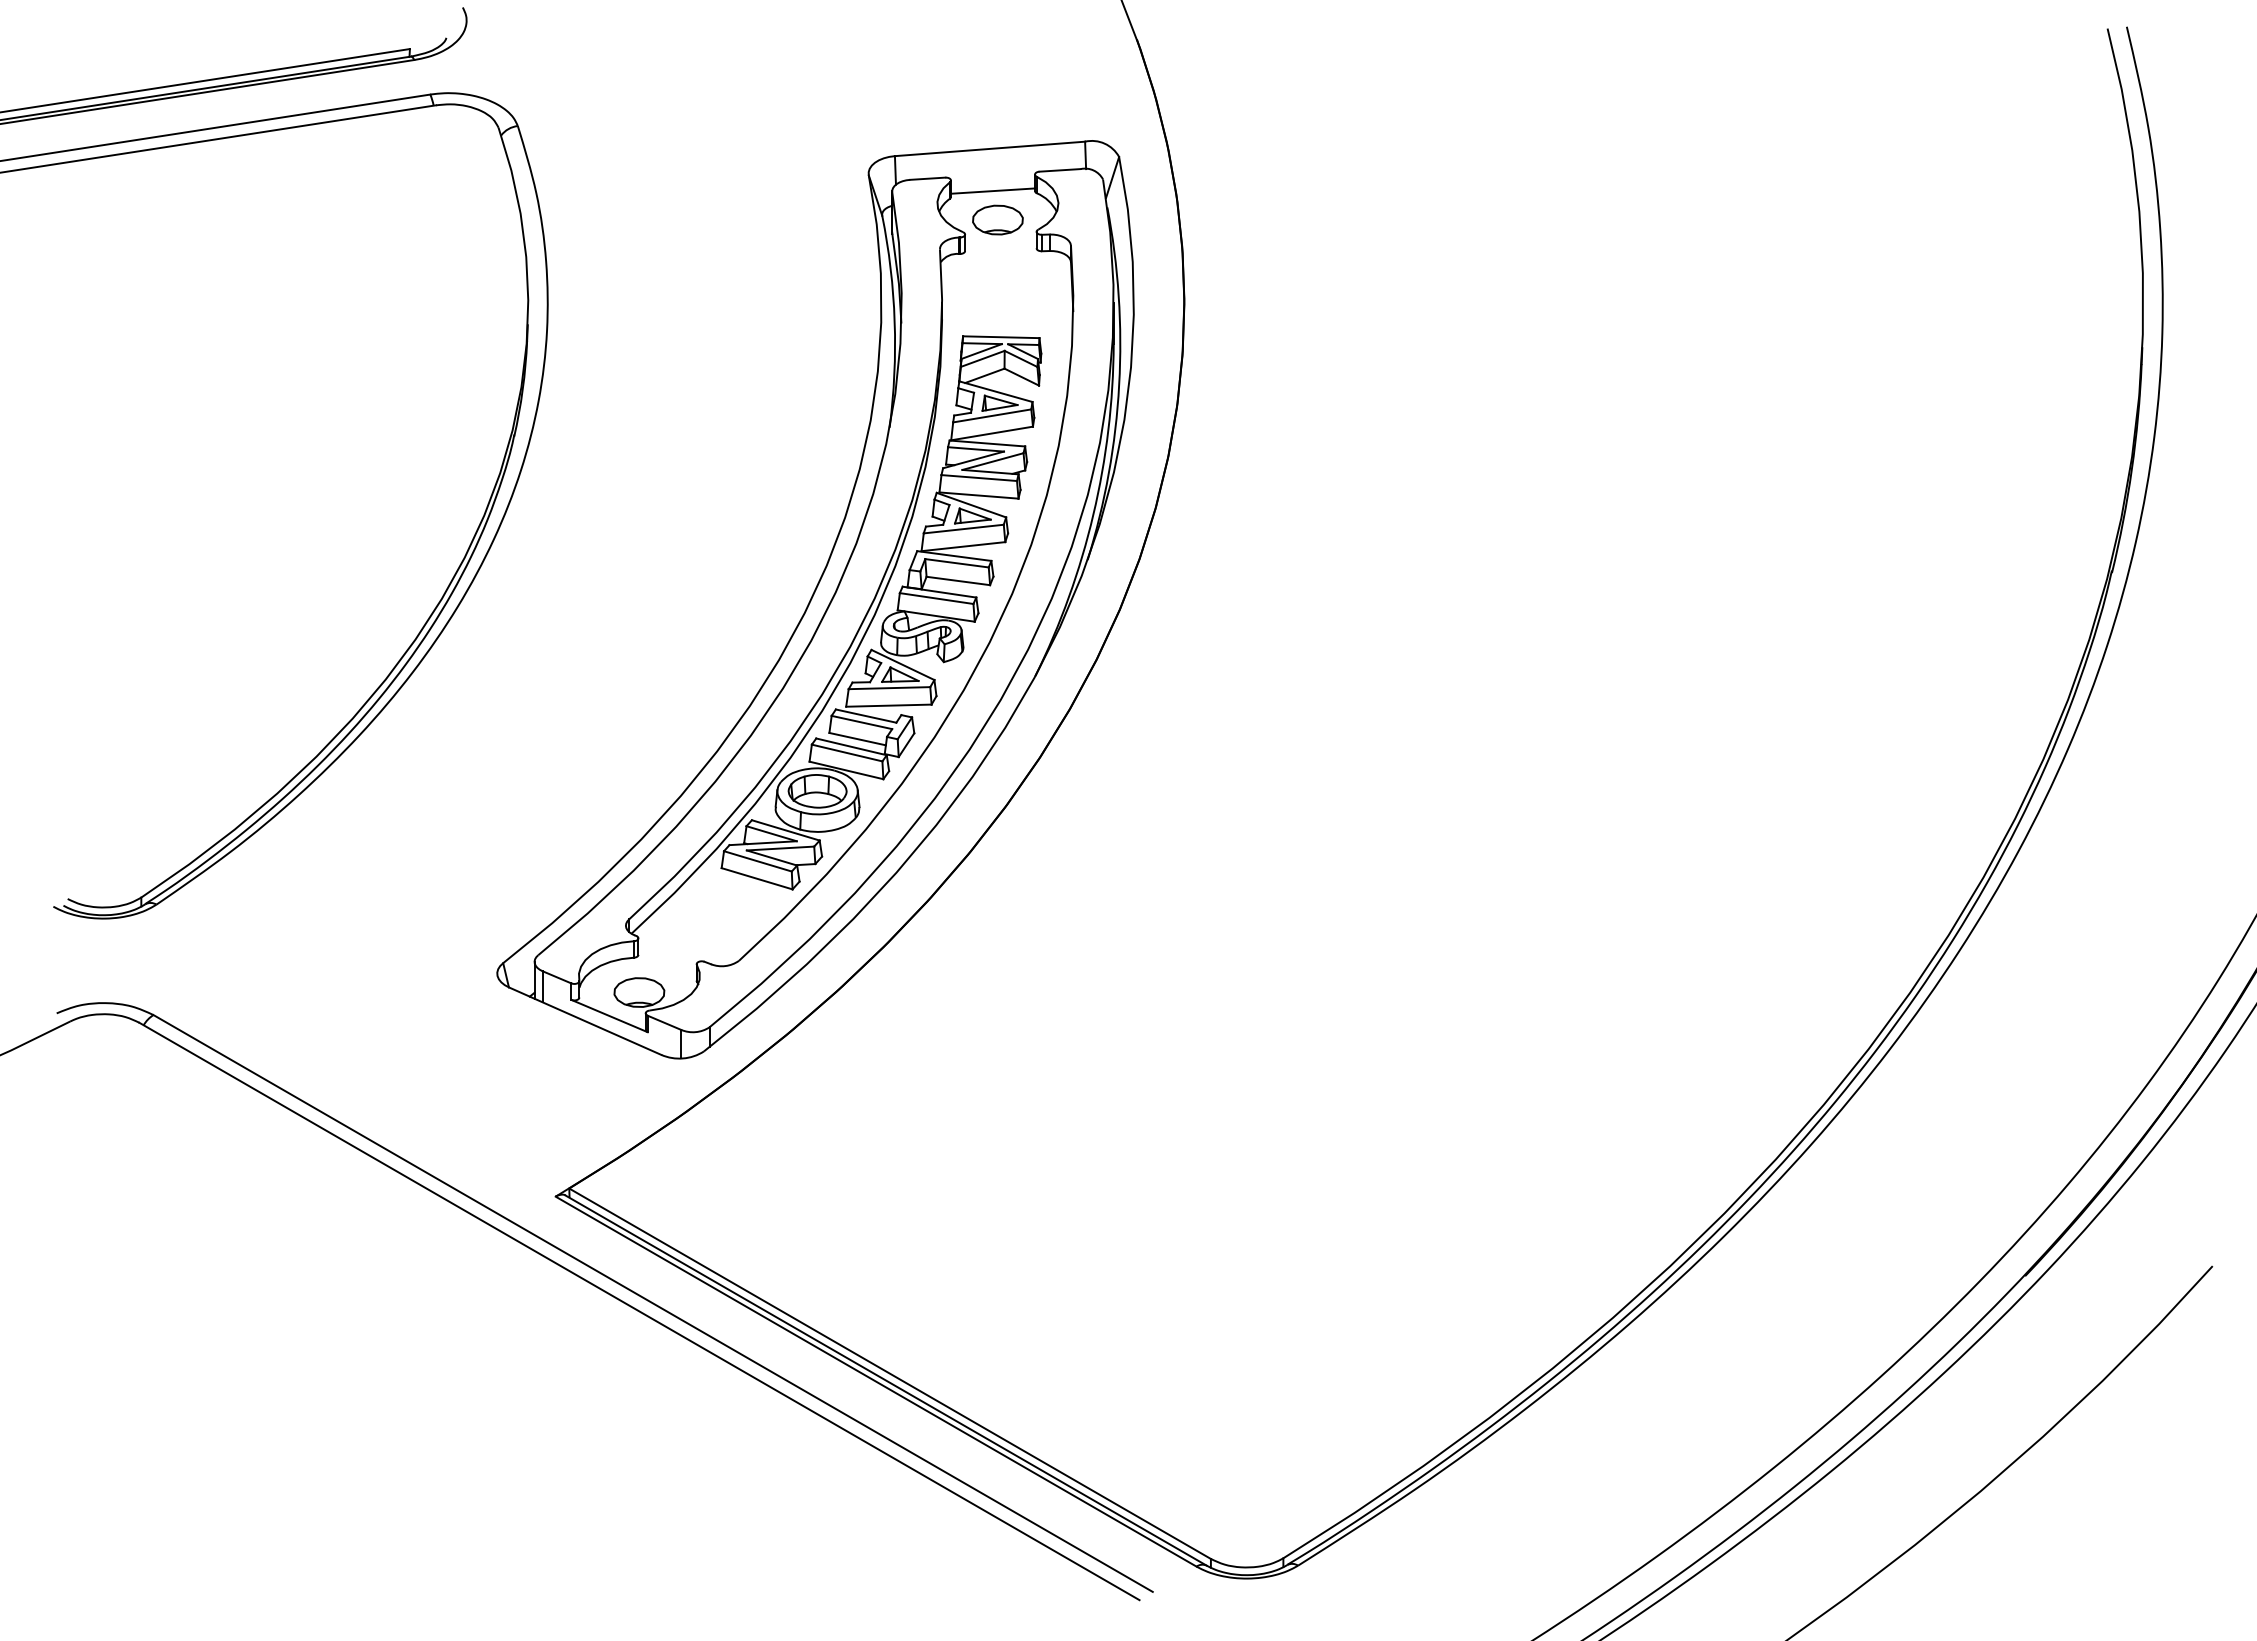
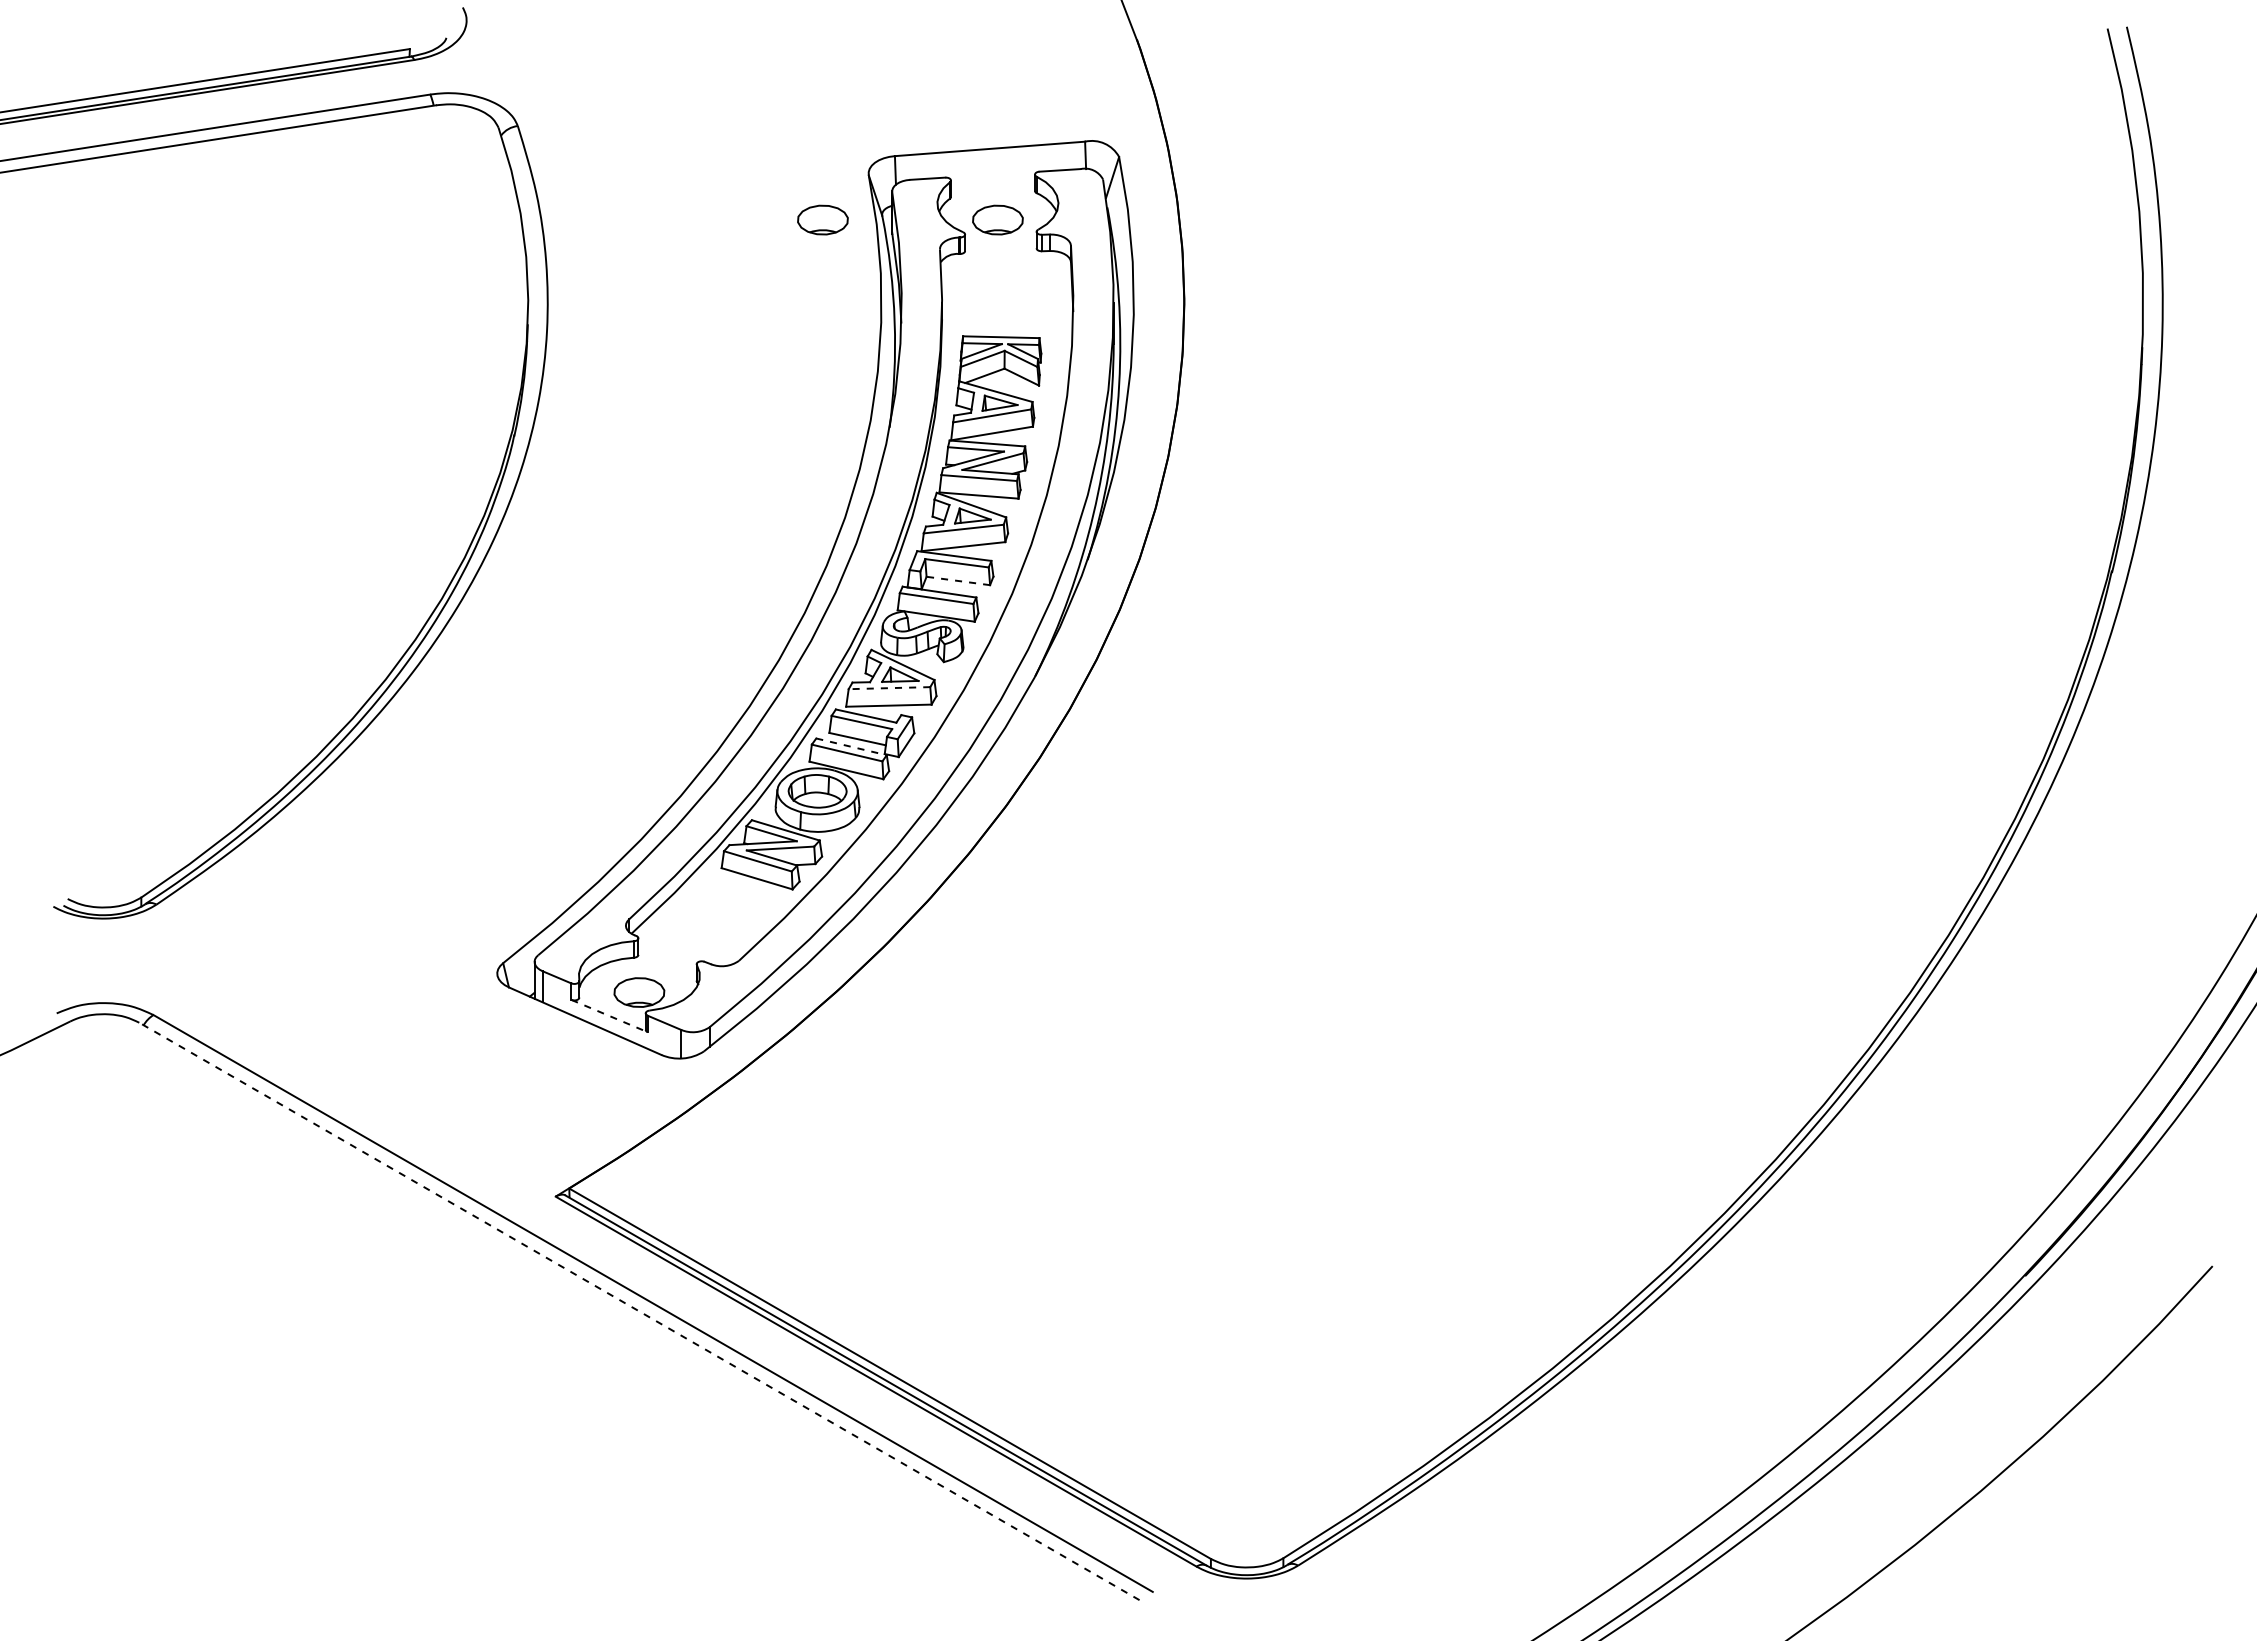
line: present -> none (992, 190)
part: none -> present (822, 219)
line: solid -> dashed (957, 580)
line: solid -> dashed (889, 688)
line: solid -> dashed (852, 746)
line: solid -> dashed (610, 1016)
line: solid -> dashed (639, 1311)
